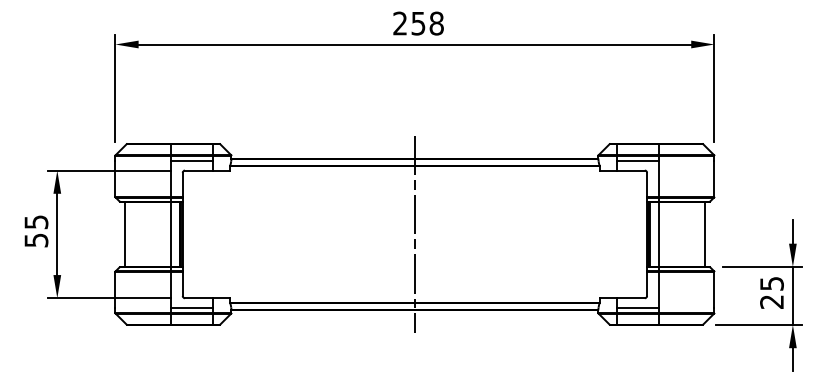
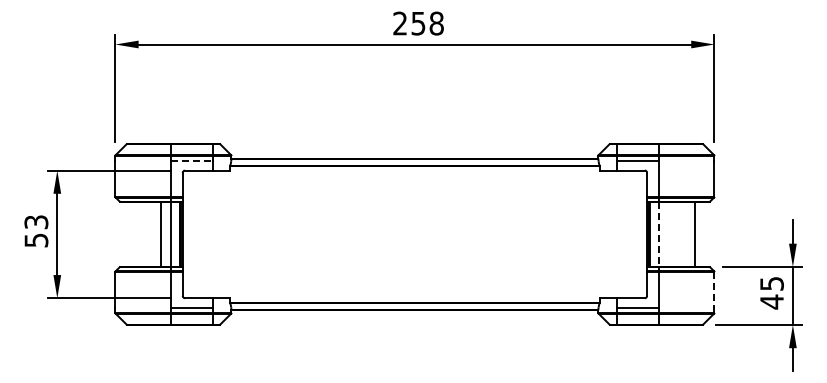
line: solid -> dashed (192, 161)
text: 55 -> 53 (35, 221)
line position: (124, 233) -> (160, 233) (160, 233)
line position: (705, 233) -> (695, 233) (695, 233)
line: present -> none (414, 234)
line: solid -> dashed (658, 234)
line: solid -> dashed (714, 289)
text: 25 -> 45 (771, 301)
